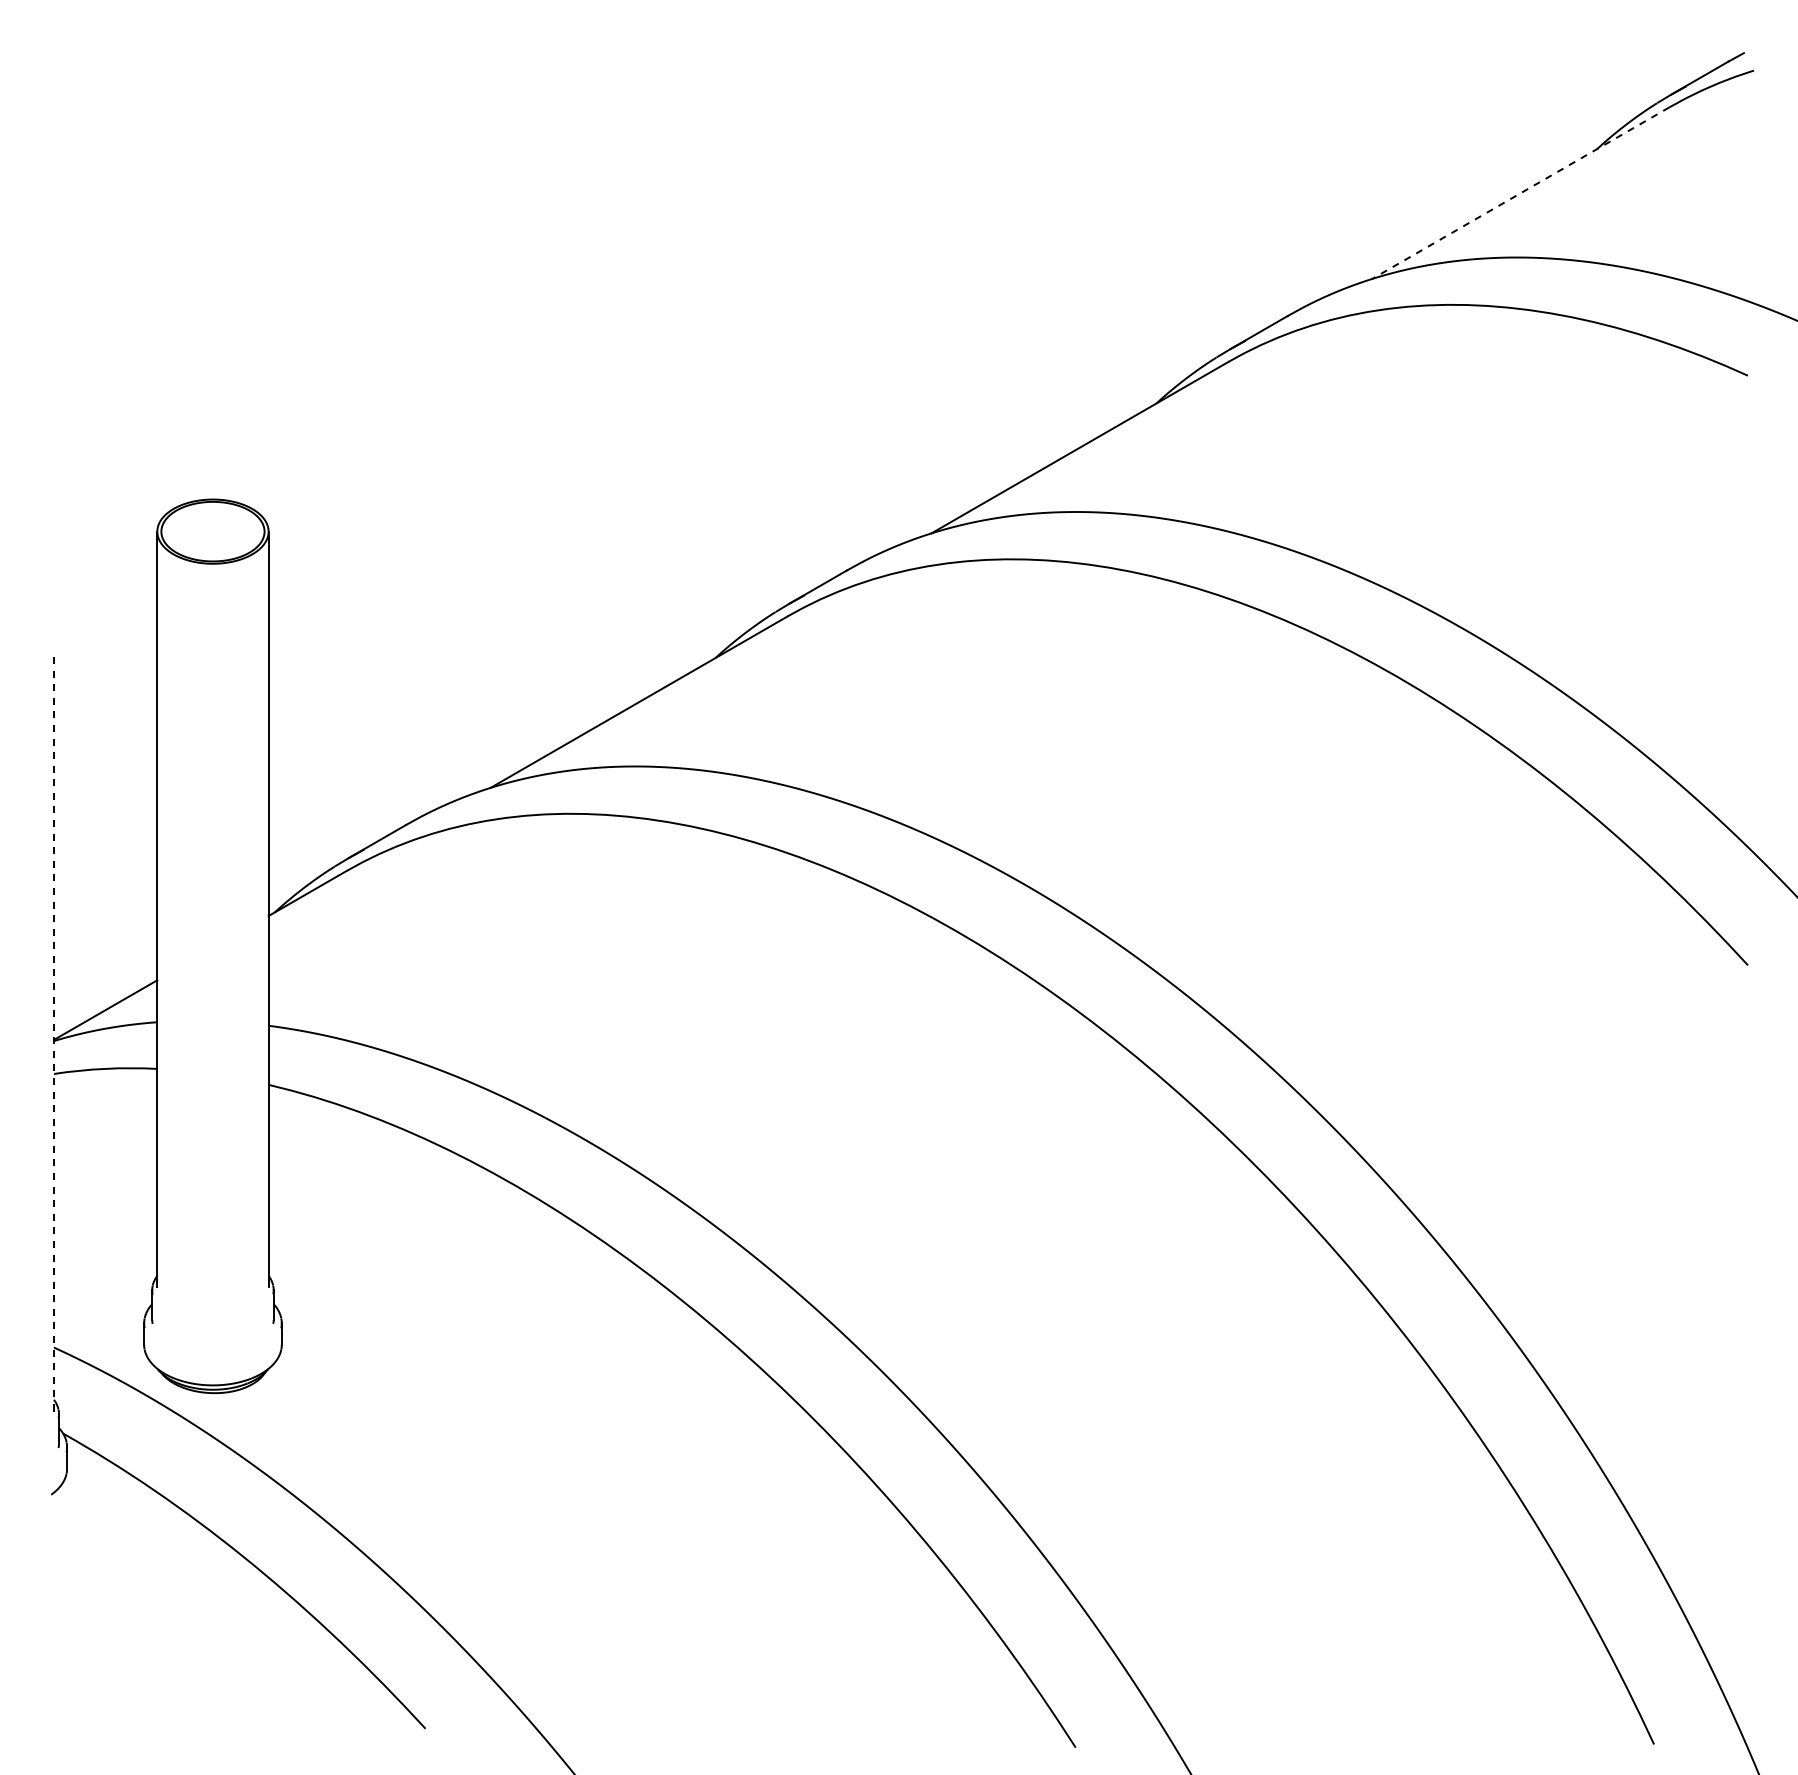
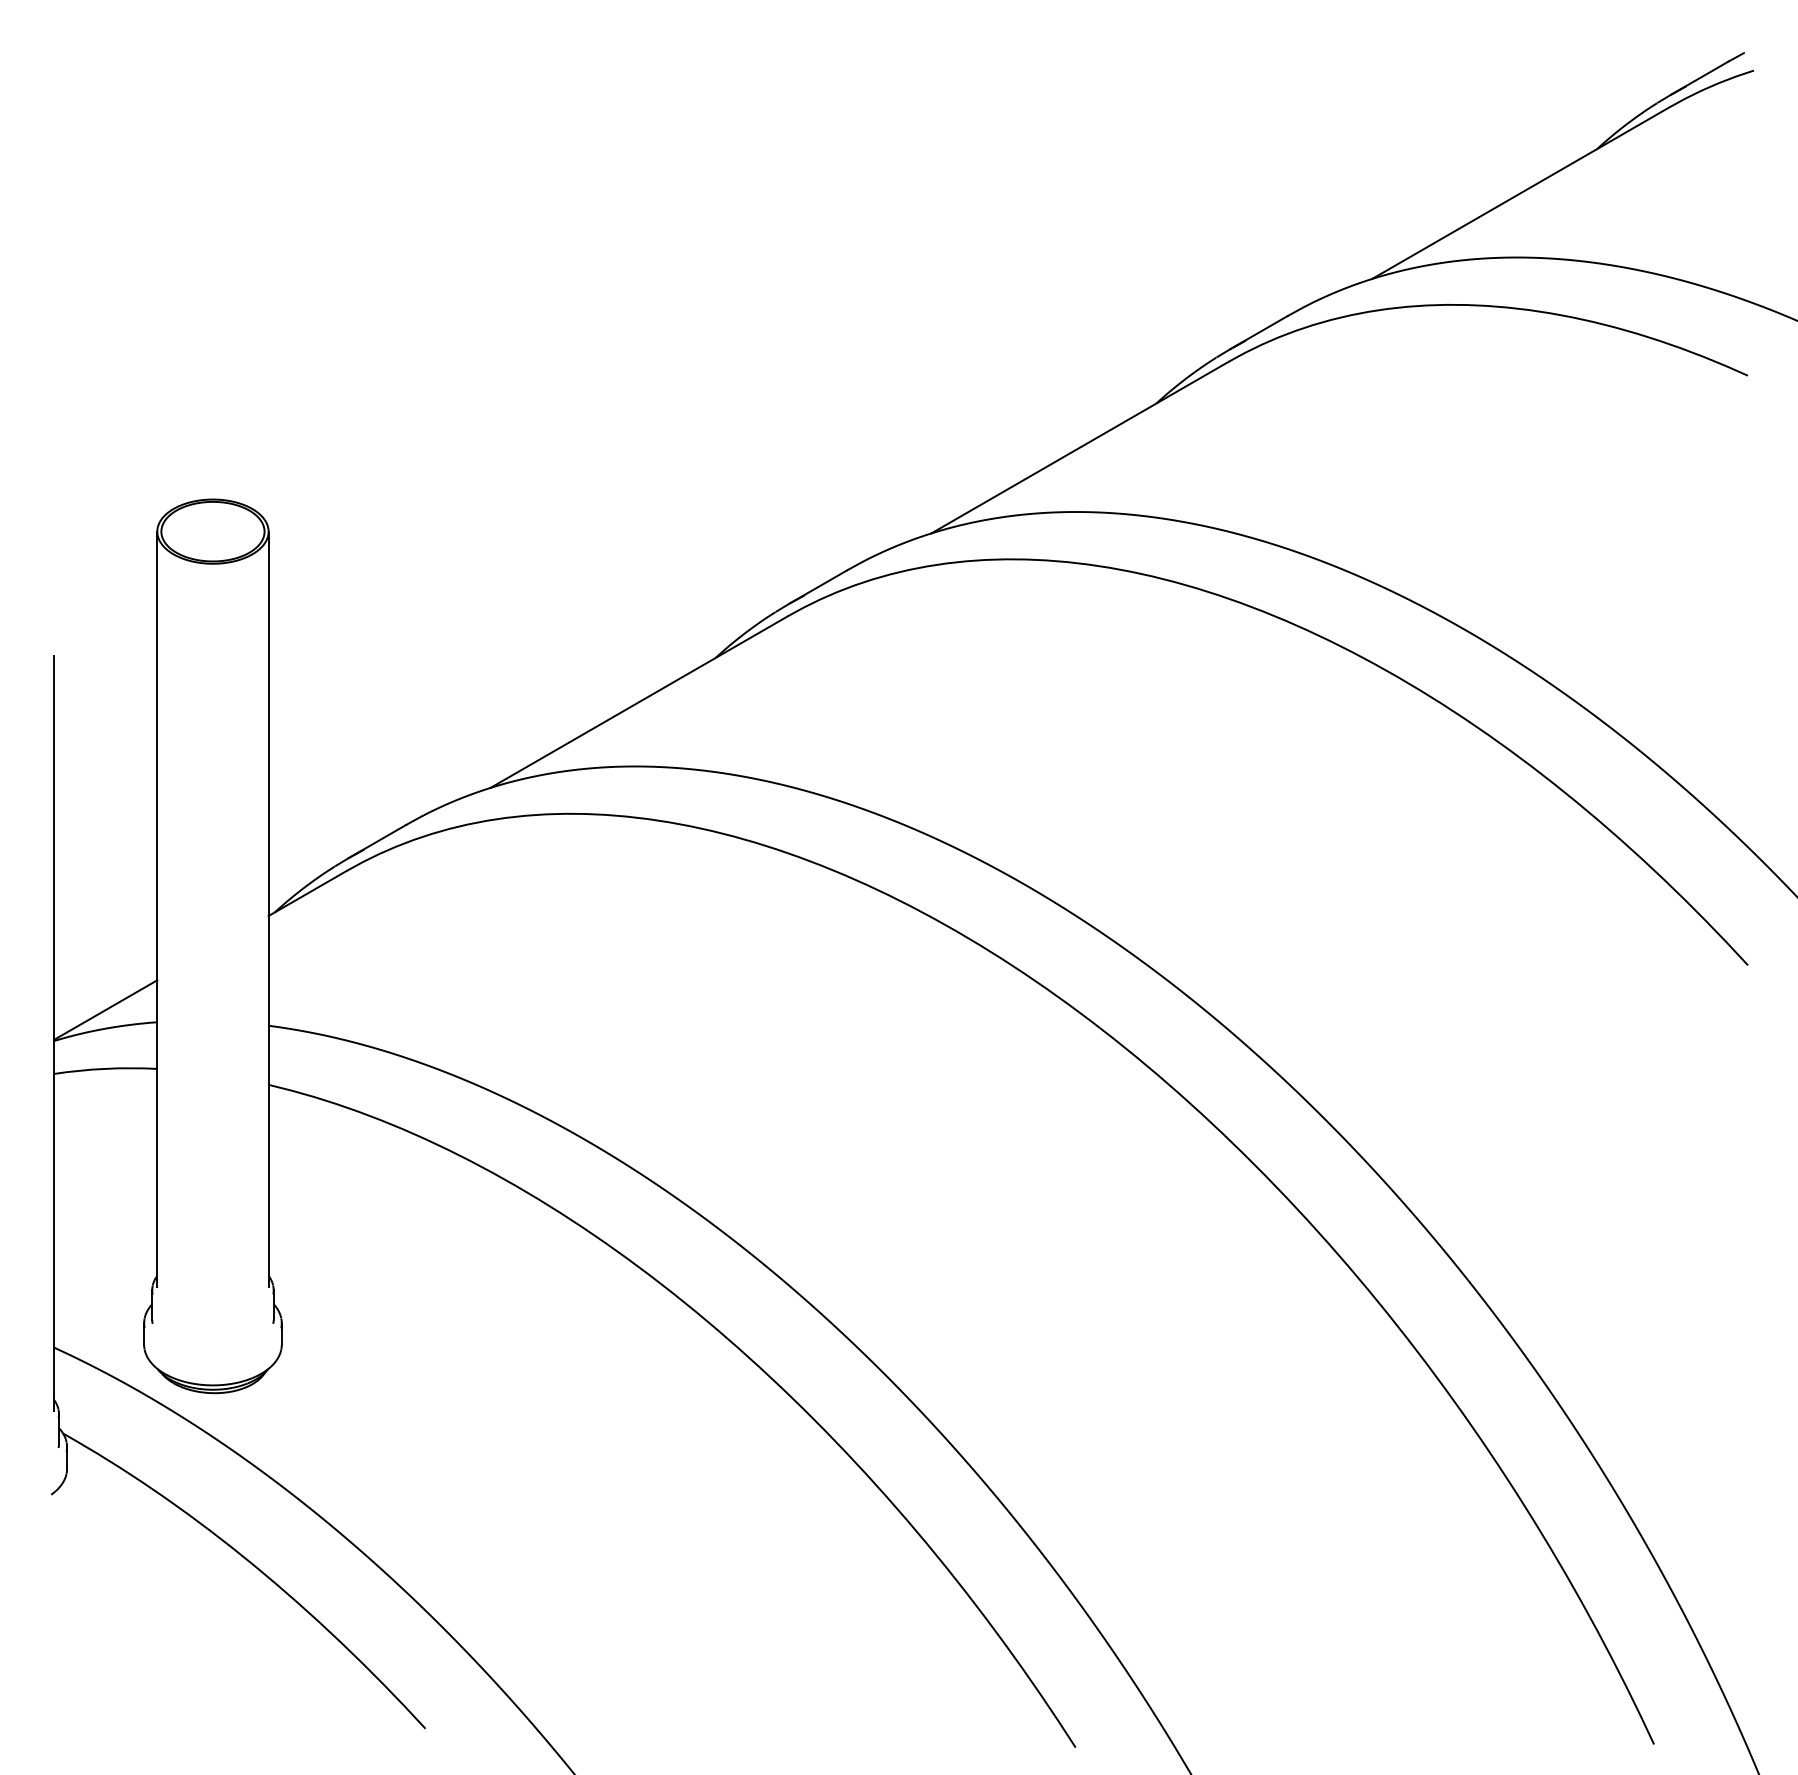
line: dashed -> solid (1520, 193)
line: dashed -> solid (53, 1033)
